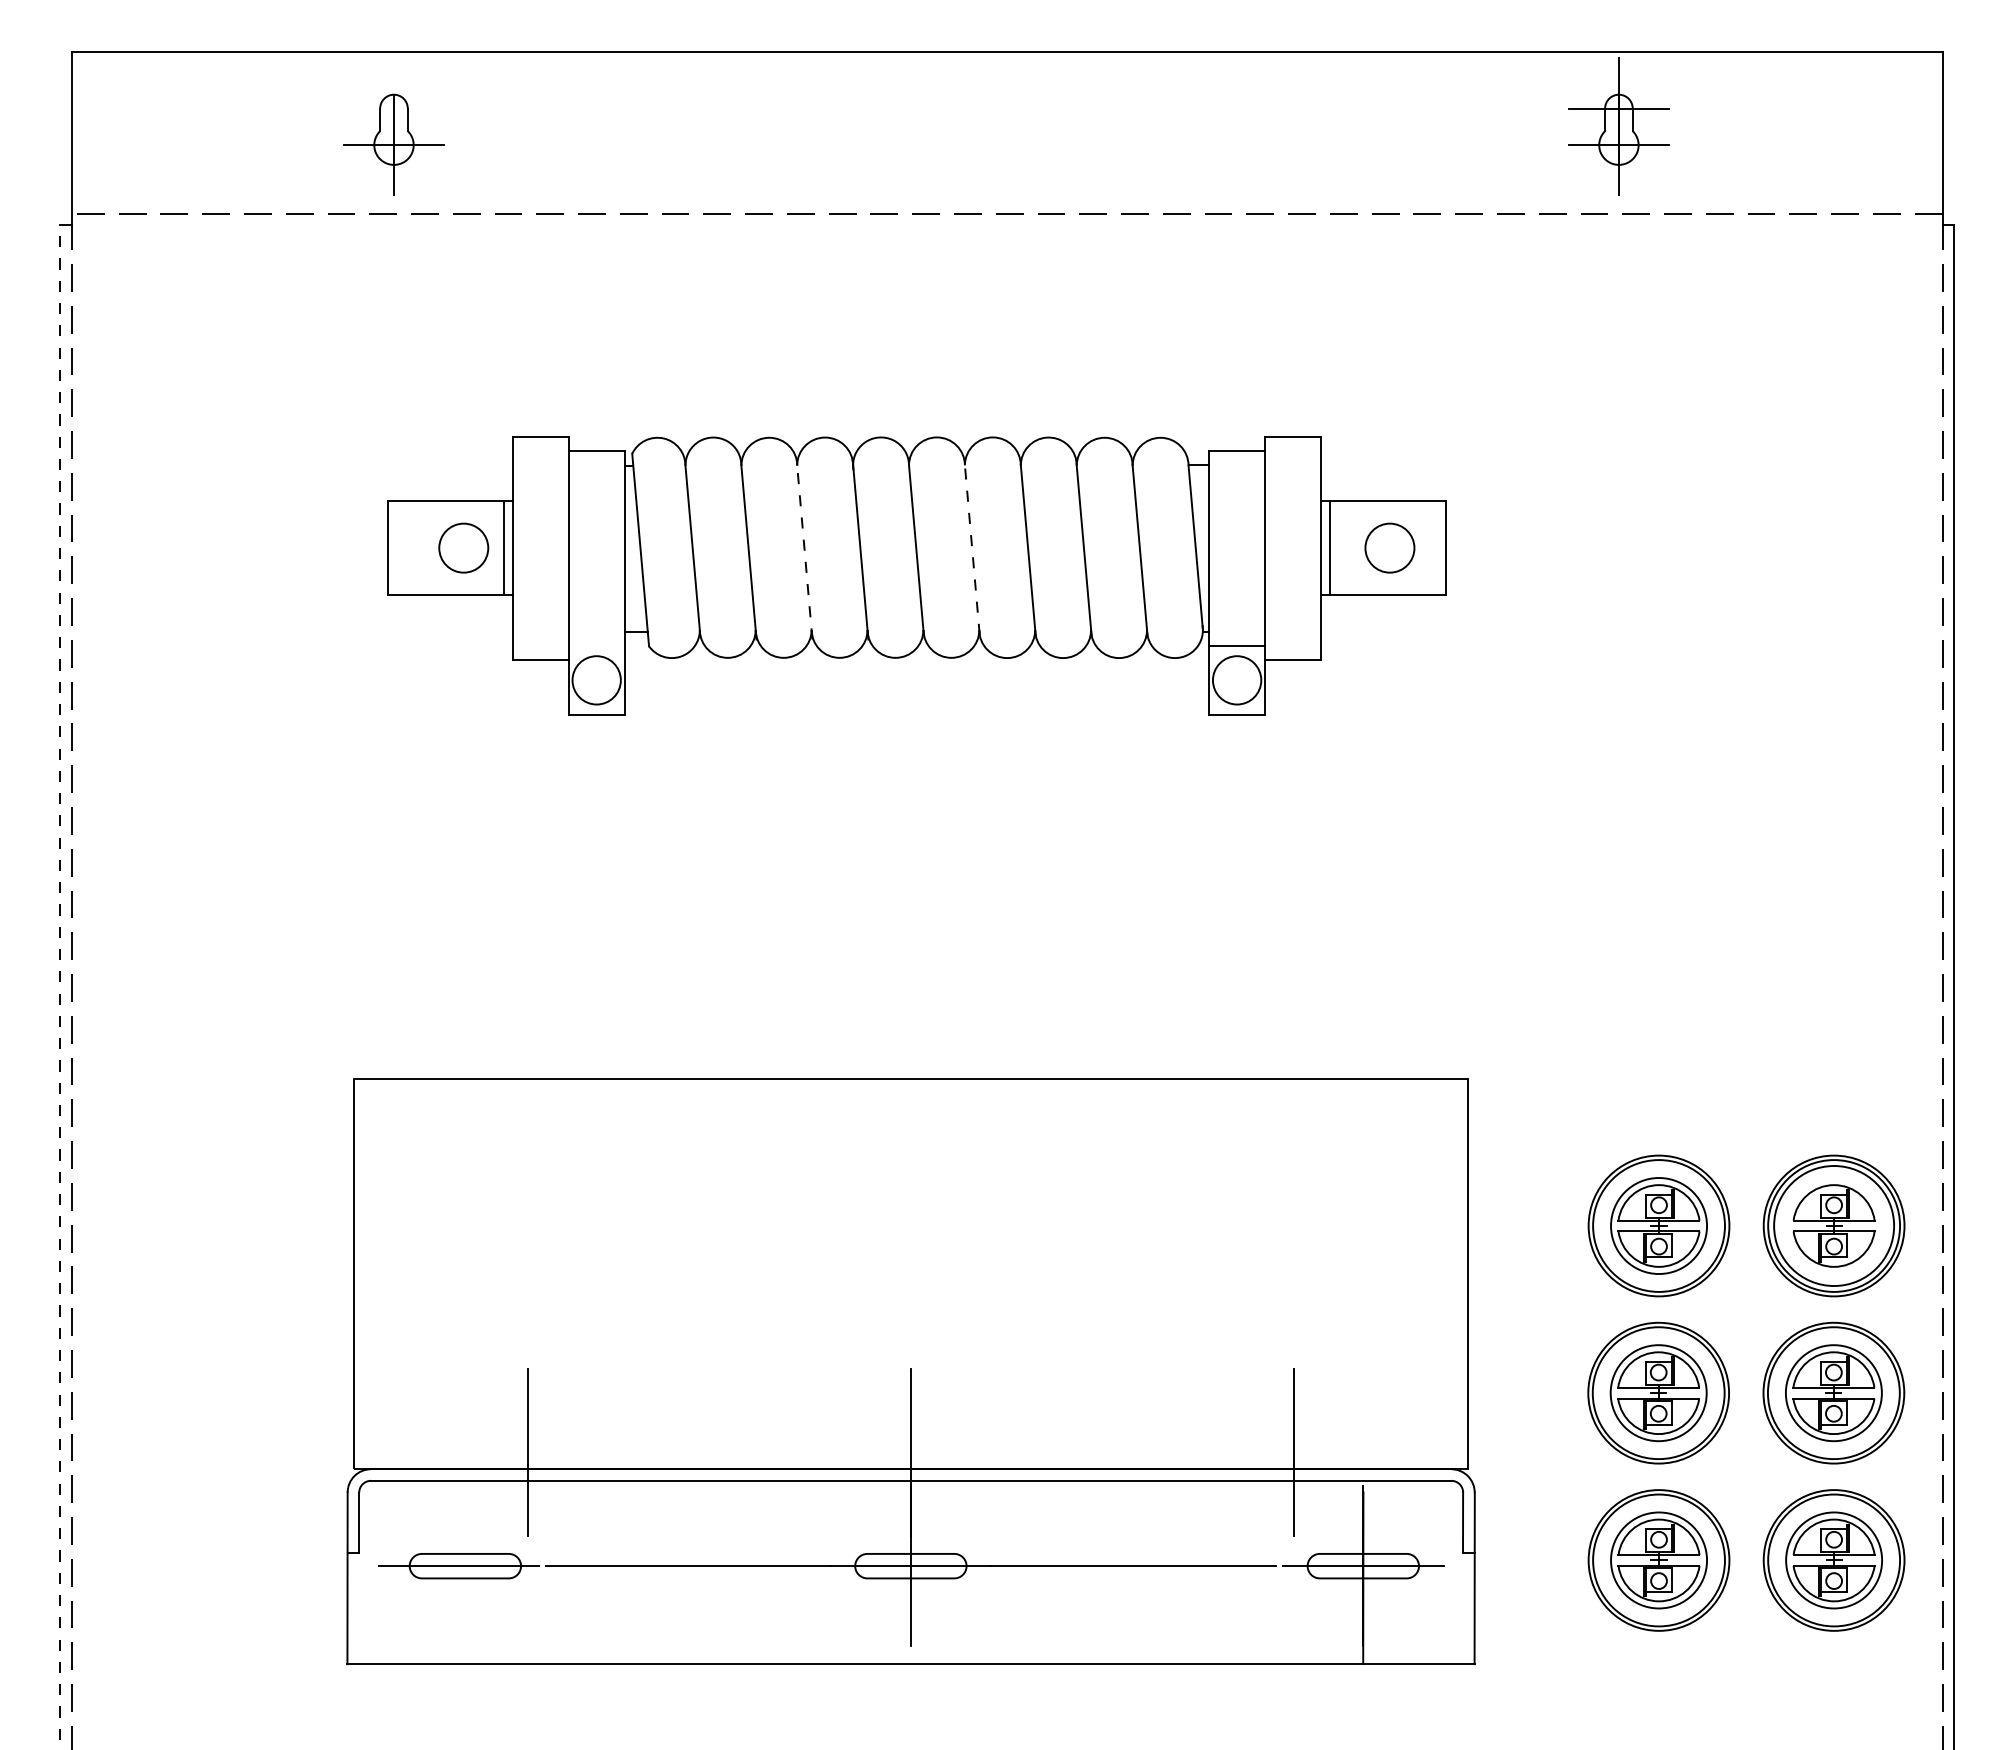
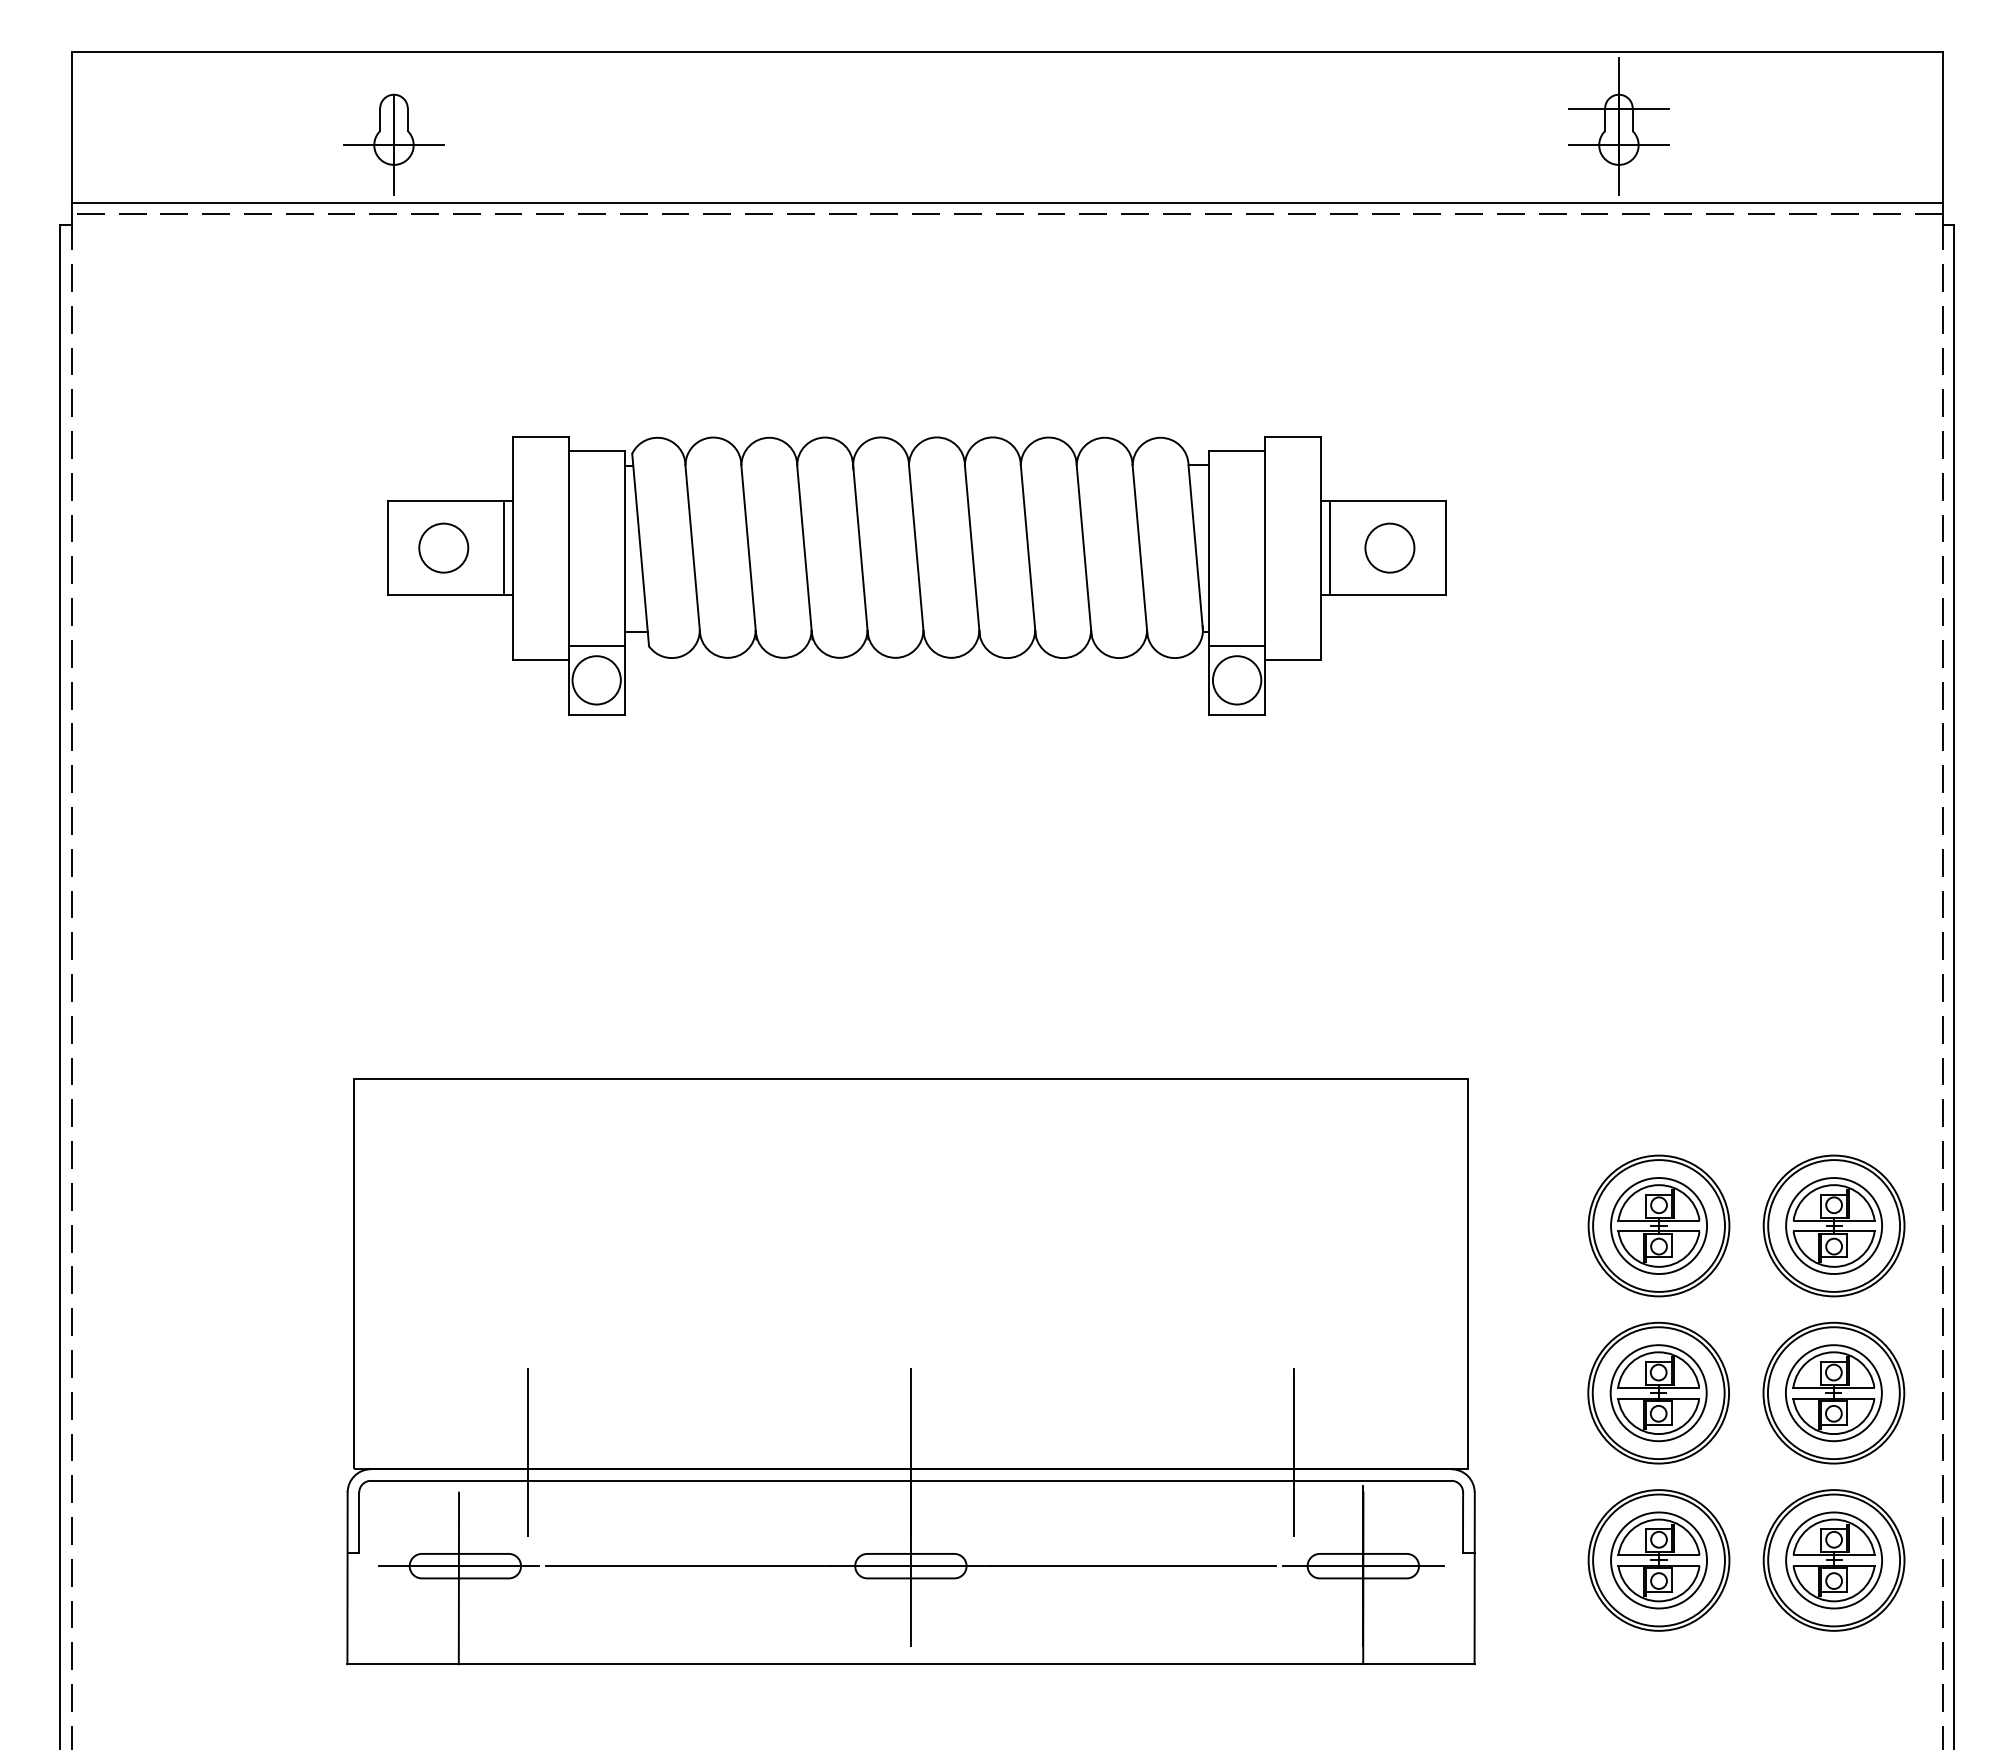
line: none -> present (1006, 202)
circle position: (463, 547) -> (443, 547) (443, 547)
line: dashed -> solid (972, 549)
line: dashed -> solid (804, 552)
line: none -> present (596, 645)
line: dashed -> solid (60, 986)
circle diameter: 120 px -> 96 px (1834, 1226)
line: none -> present (458, 1578)
